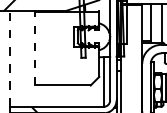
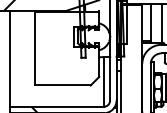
line: dashed -> solid (35, 48)
line: dashed -> solid (9, 58)
